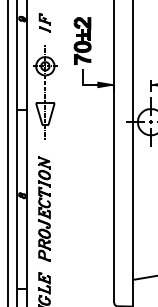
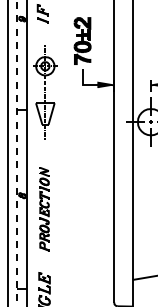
part position: (44, 22) -> (42, 13) (42, 13)
line: solid -> dashed (16, 153)
part size: 13x106 px -> 11x85 px (44, 209)
